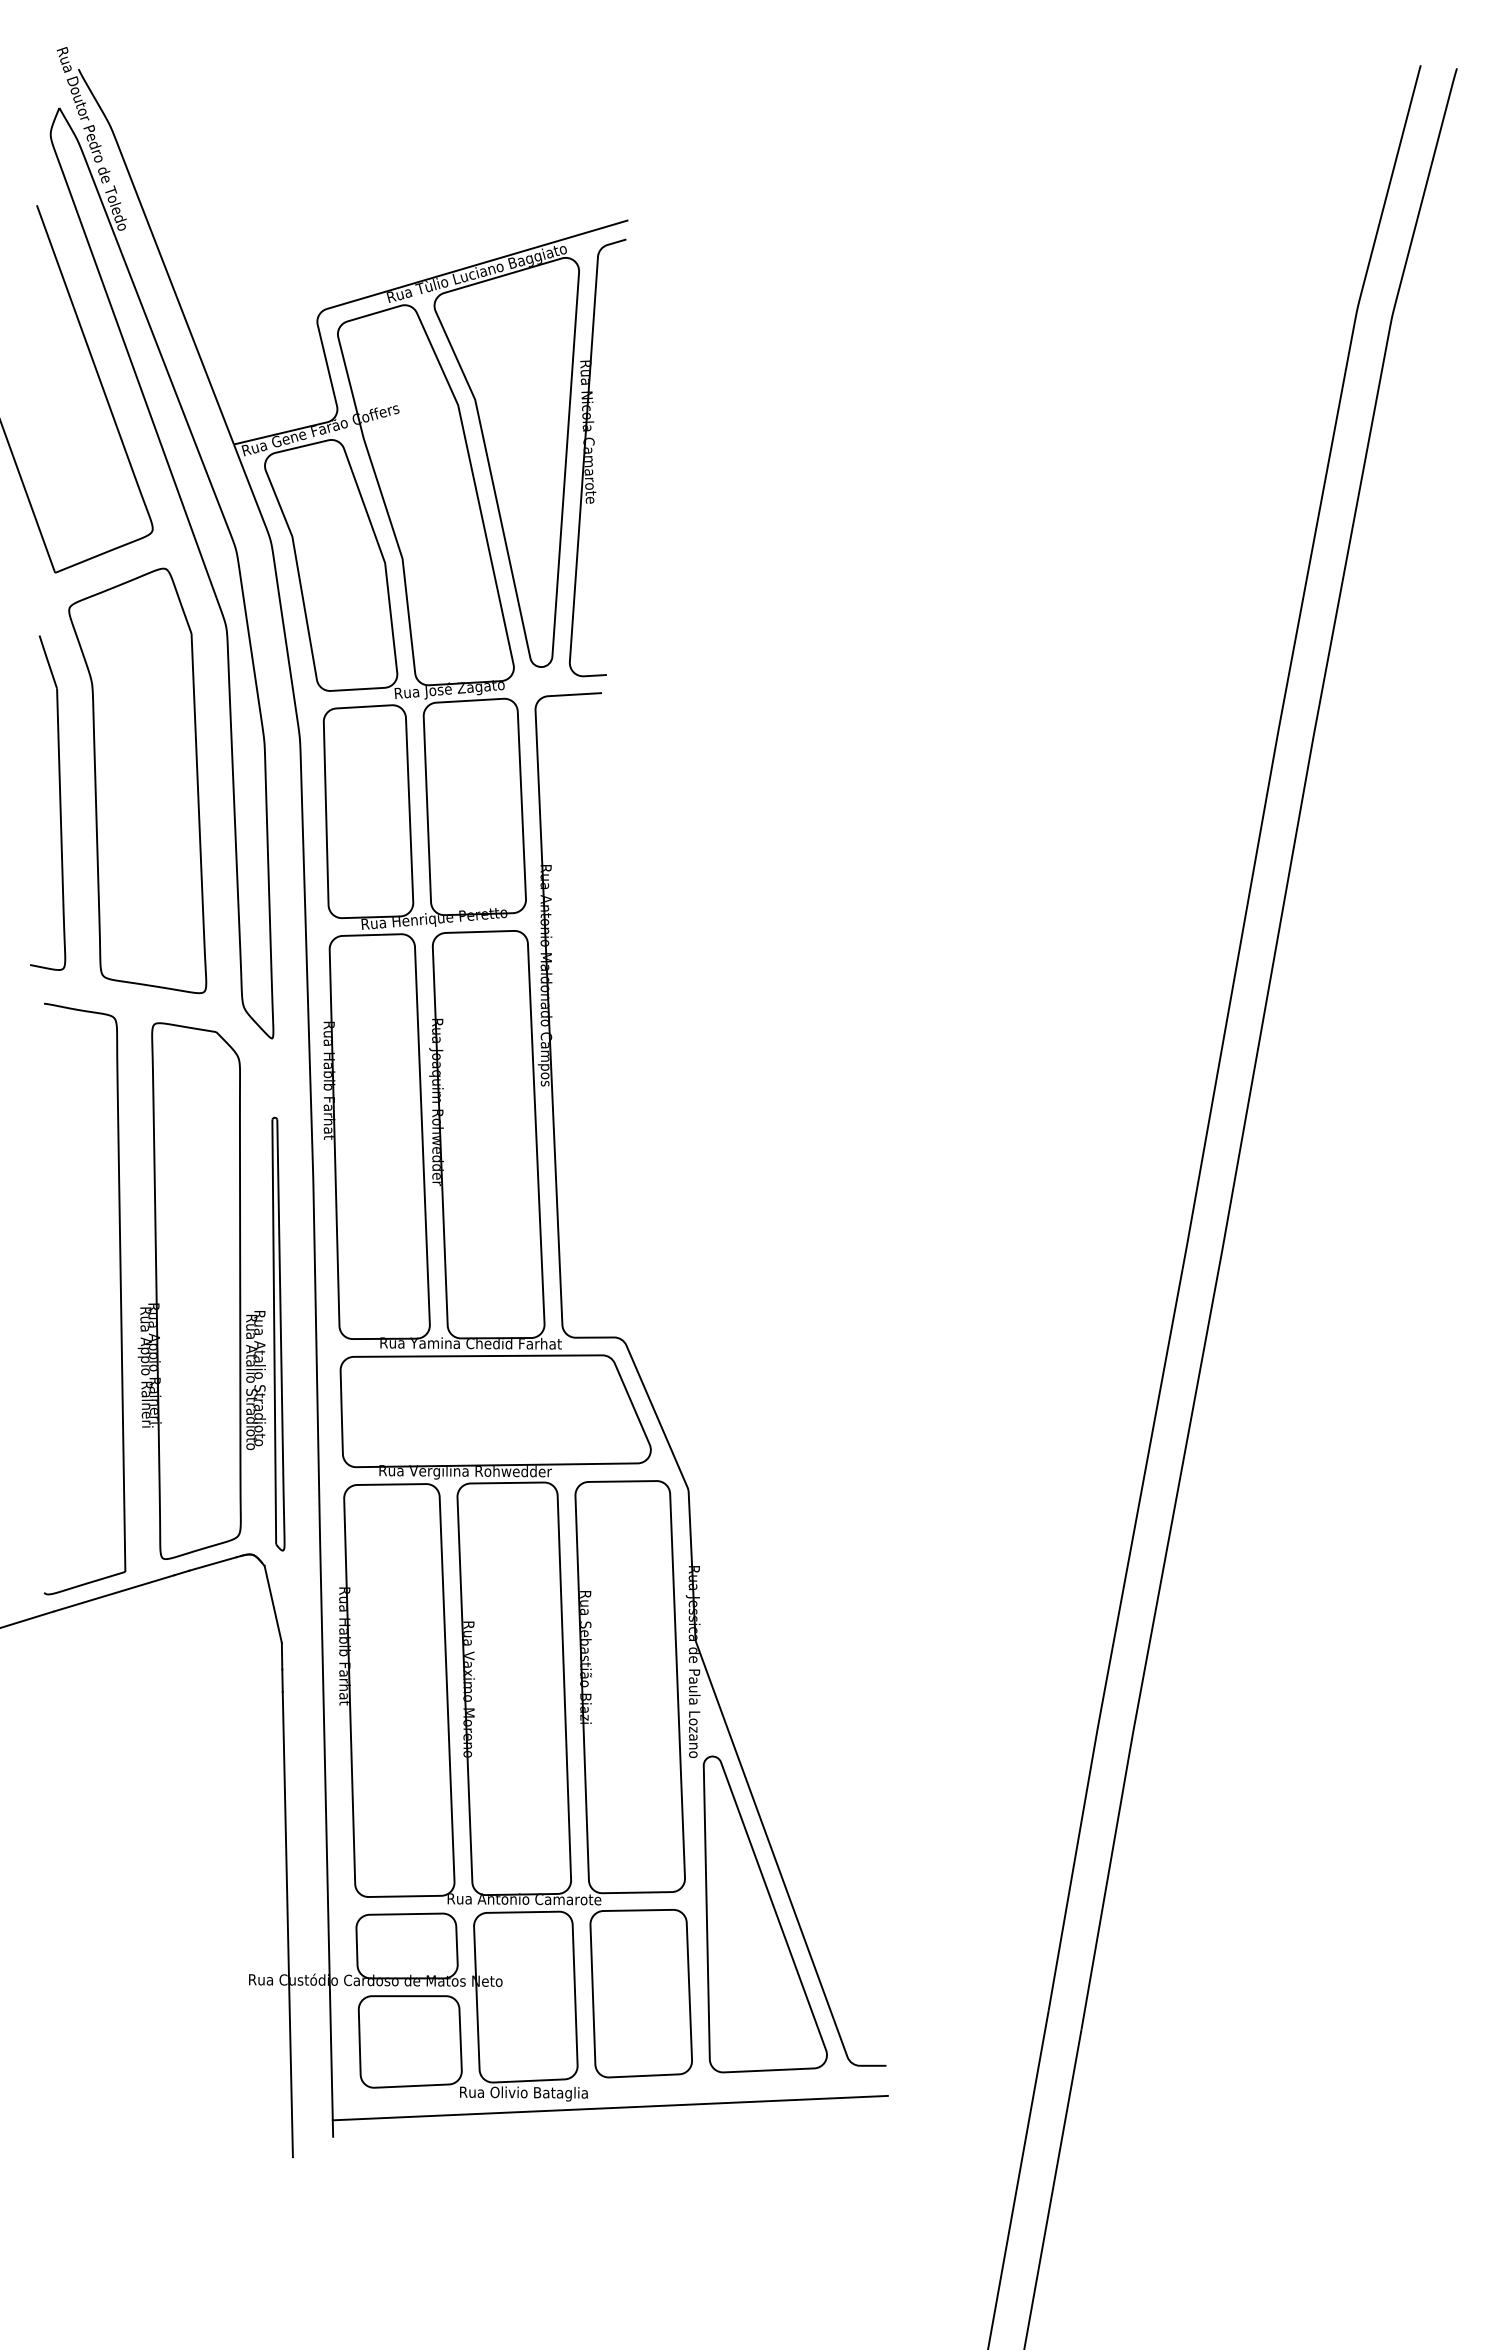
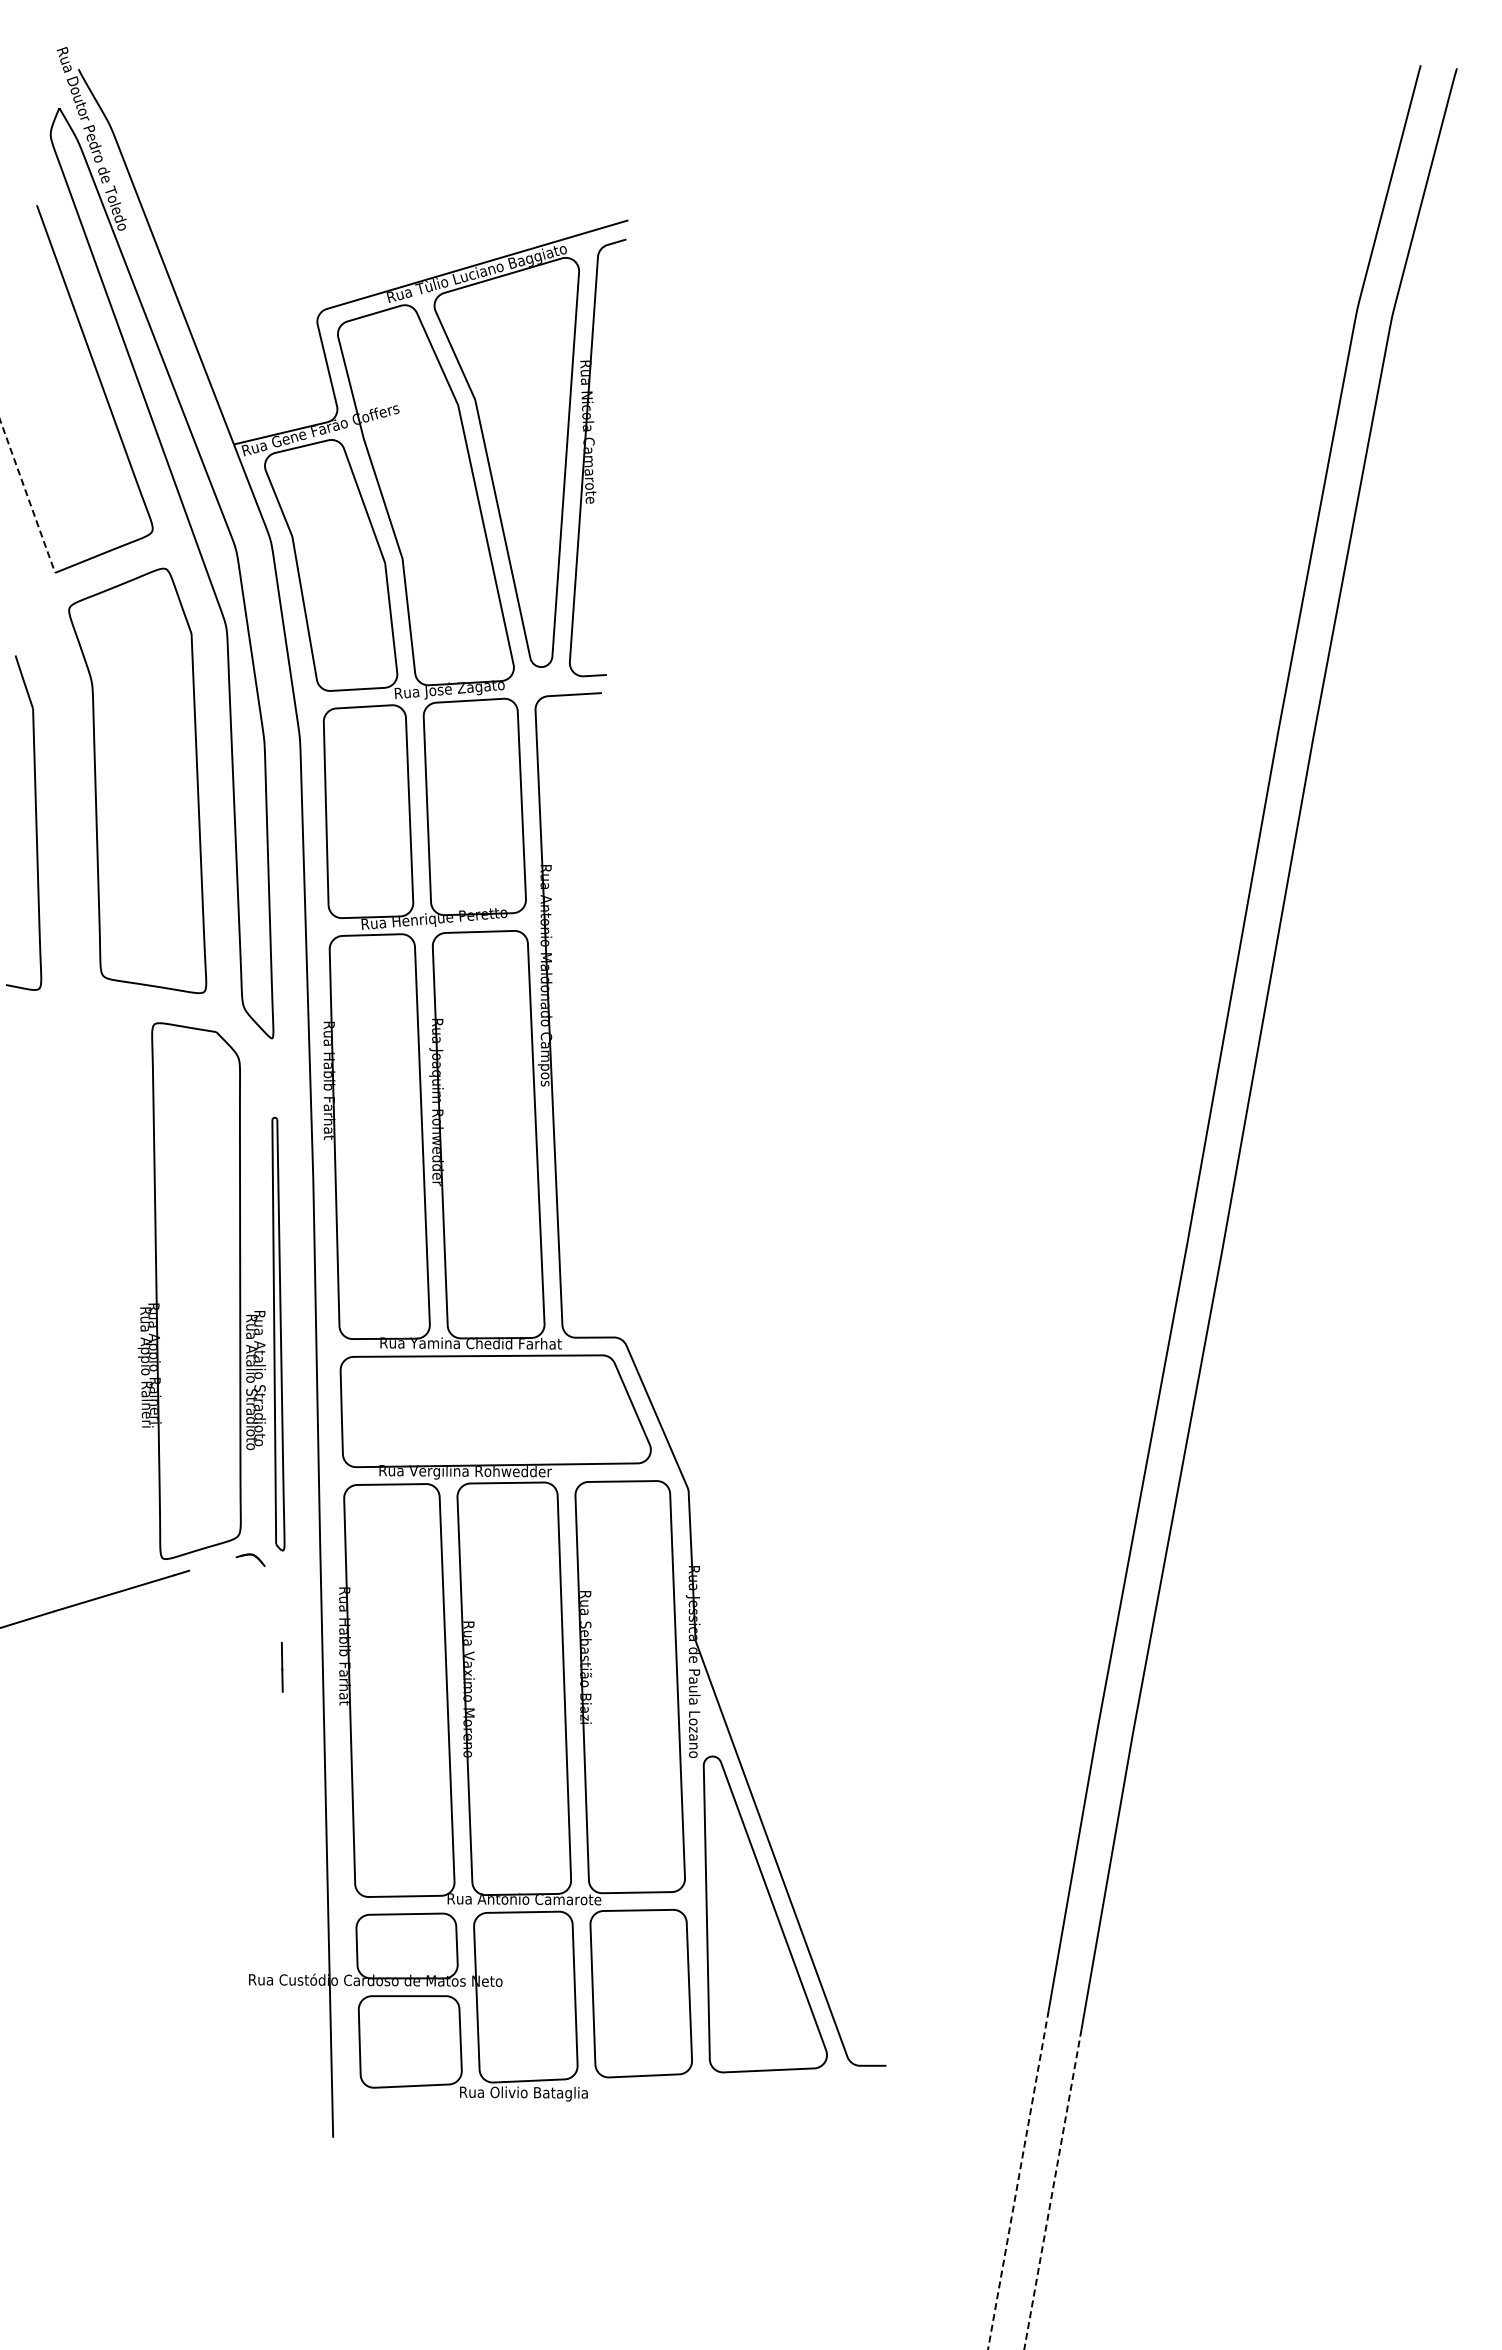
line: solid -> dashed (27, 496)
part position: (59, 802) -> (35, 822) (35, 822)
part: present -> none (120, 1298)
line: present -> none (212, 1563)
line: present -> none (272, 1603)
line: present -> none (287, 1924)
line: present -> none (609, 2107)
line: solid -> dashed (1018, 2179)
line: solid -> dashed (1052, 2190)
